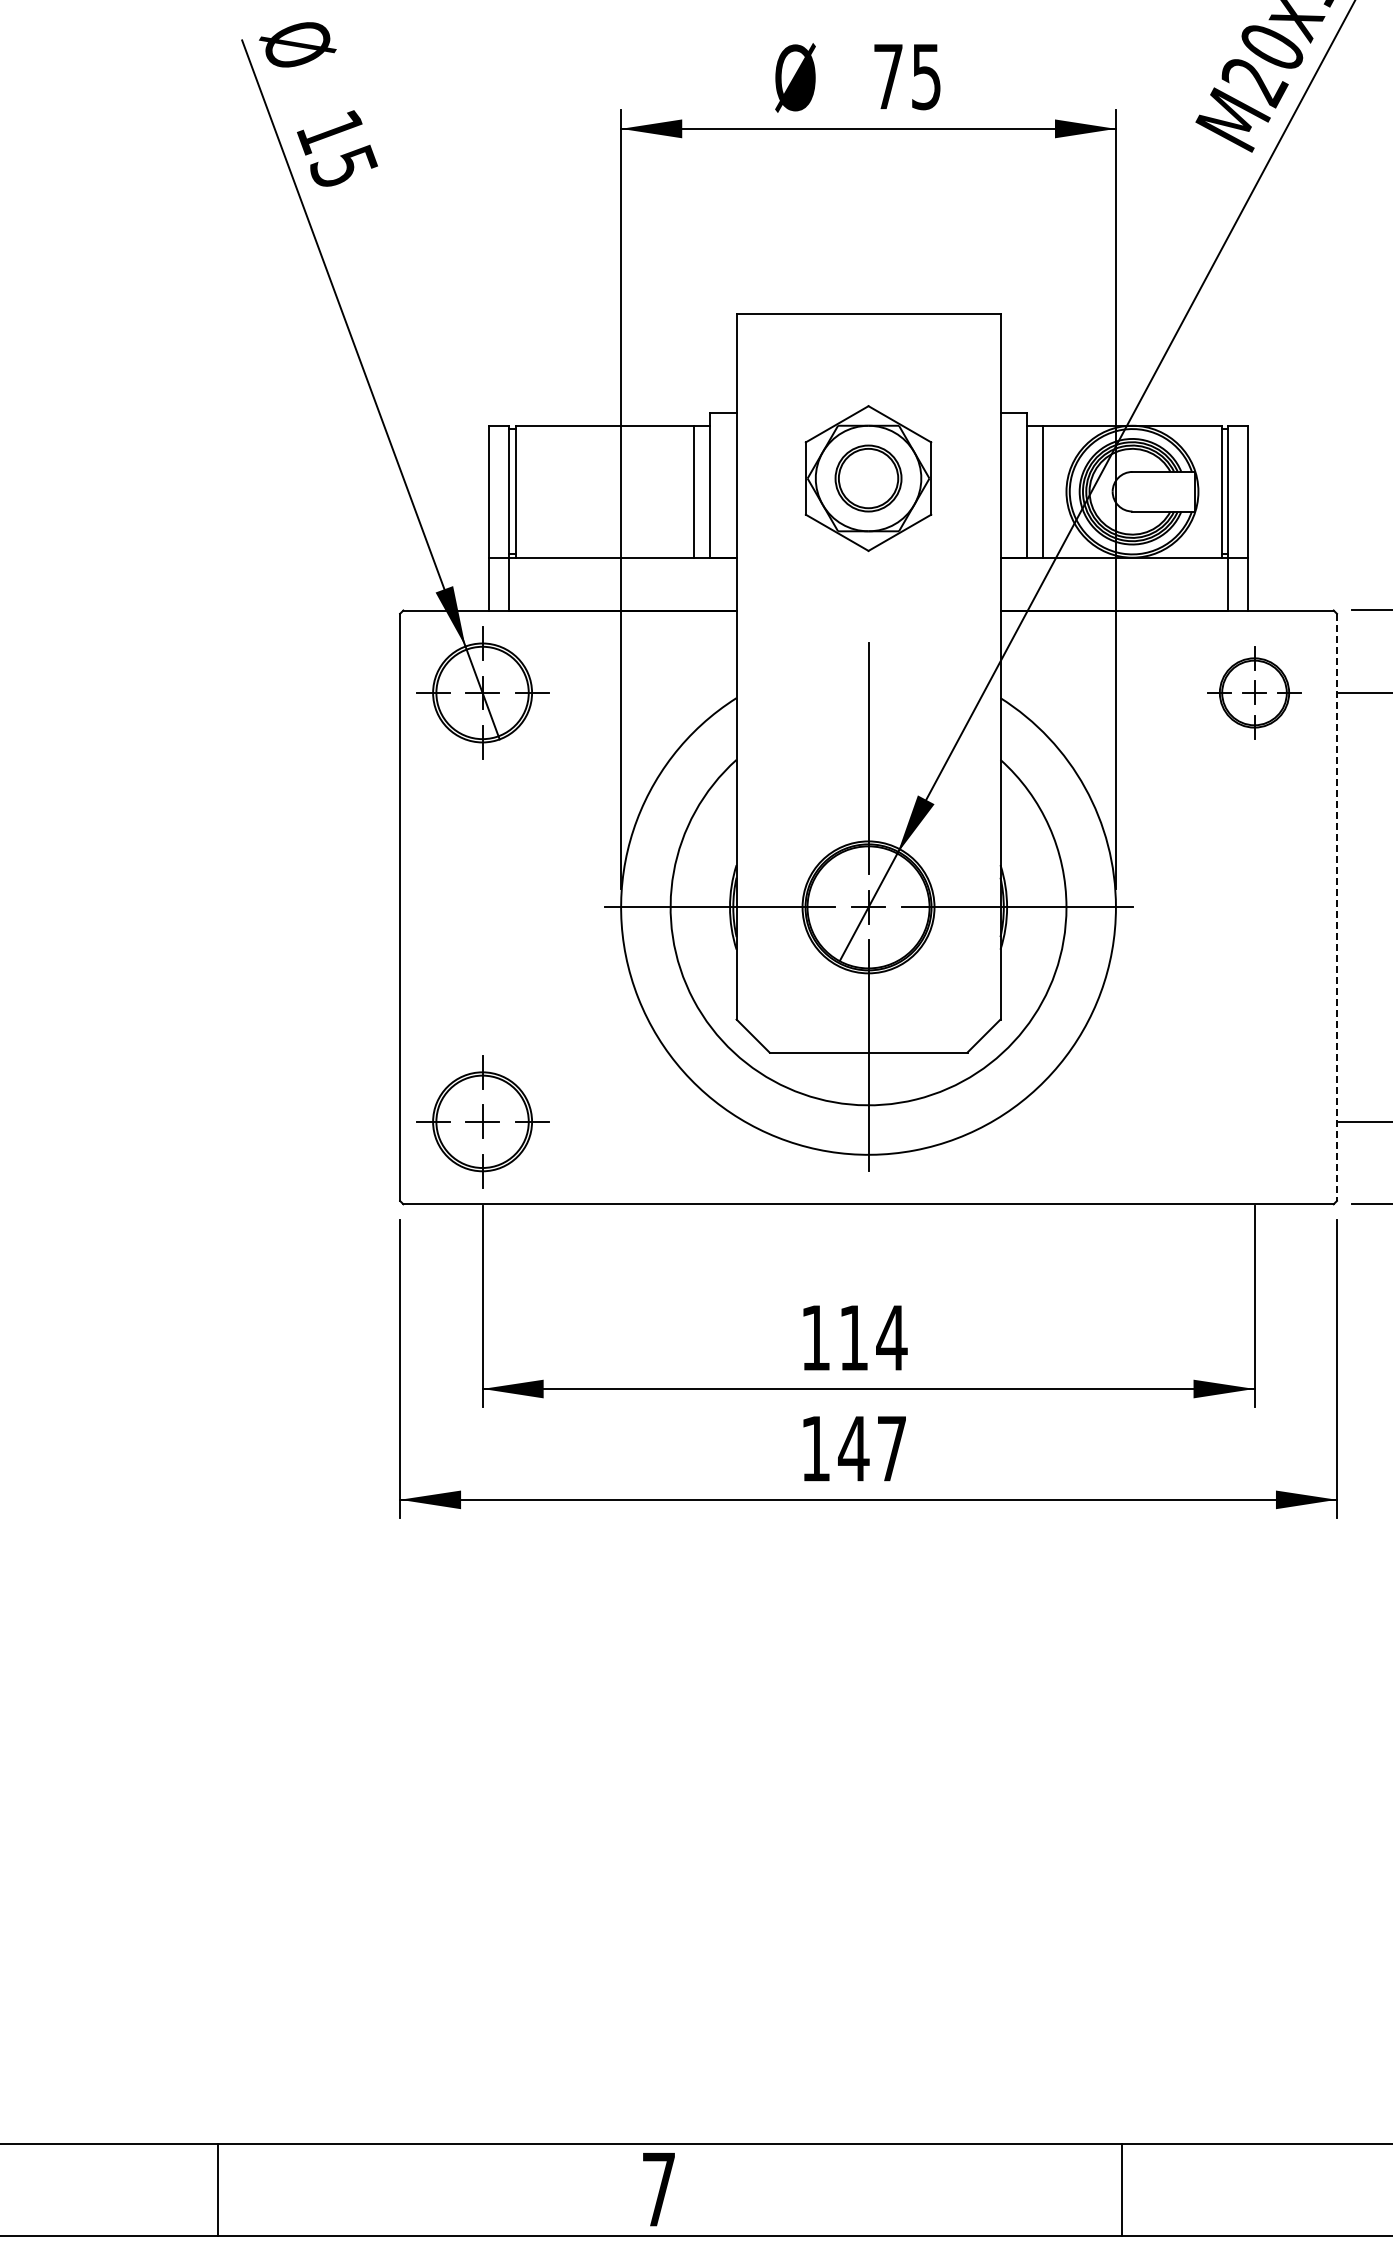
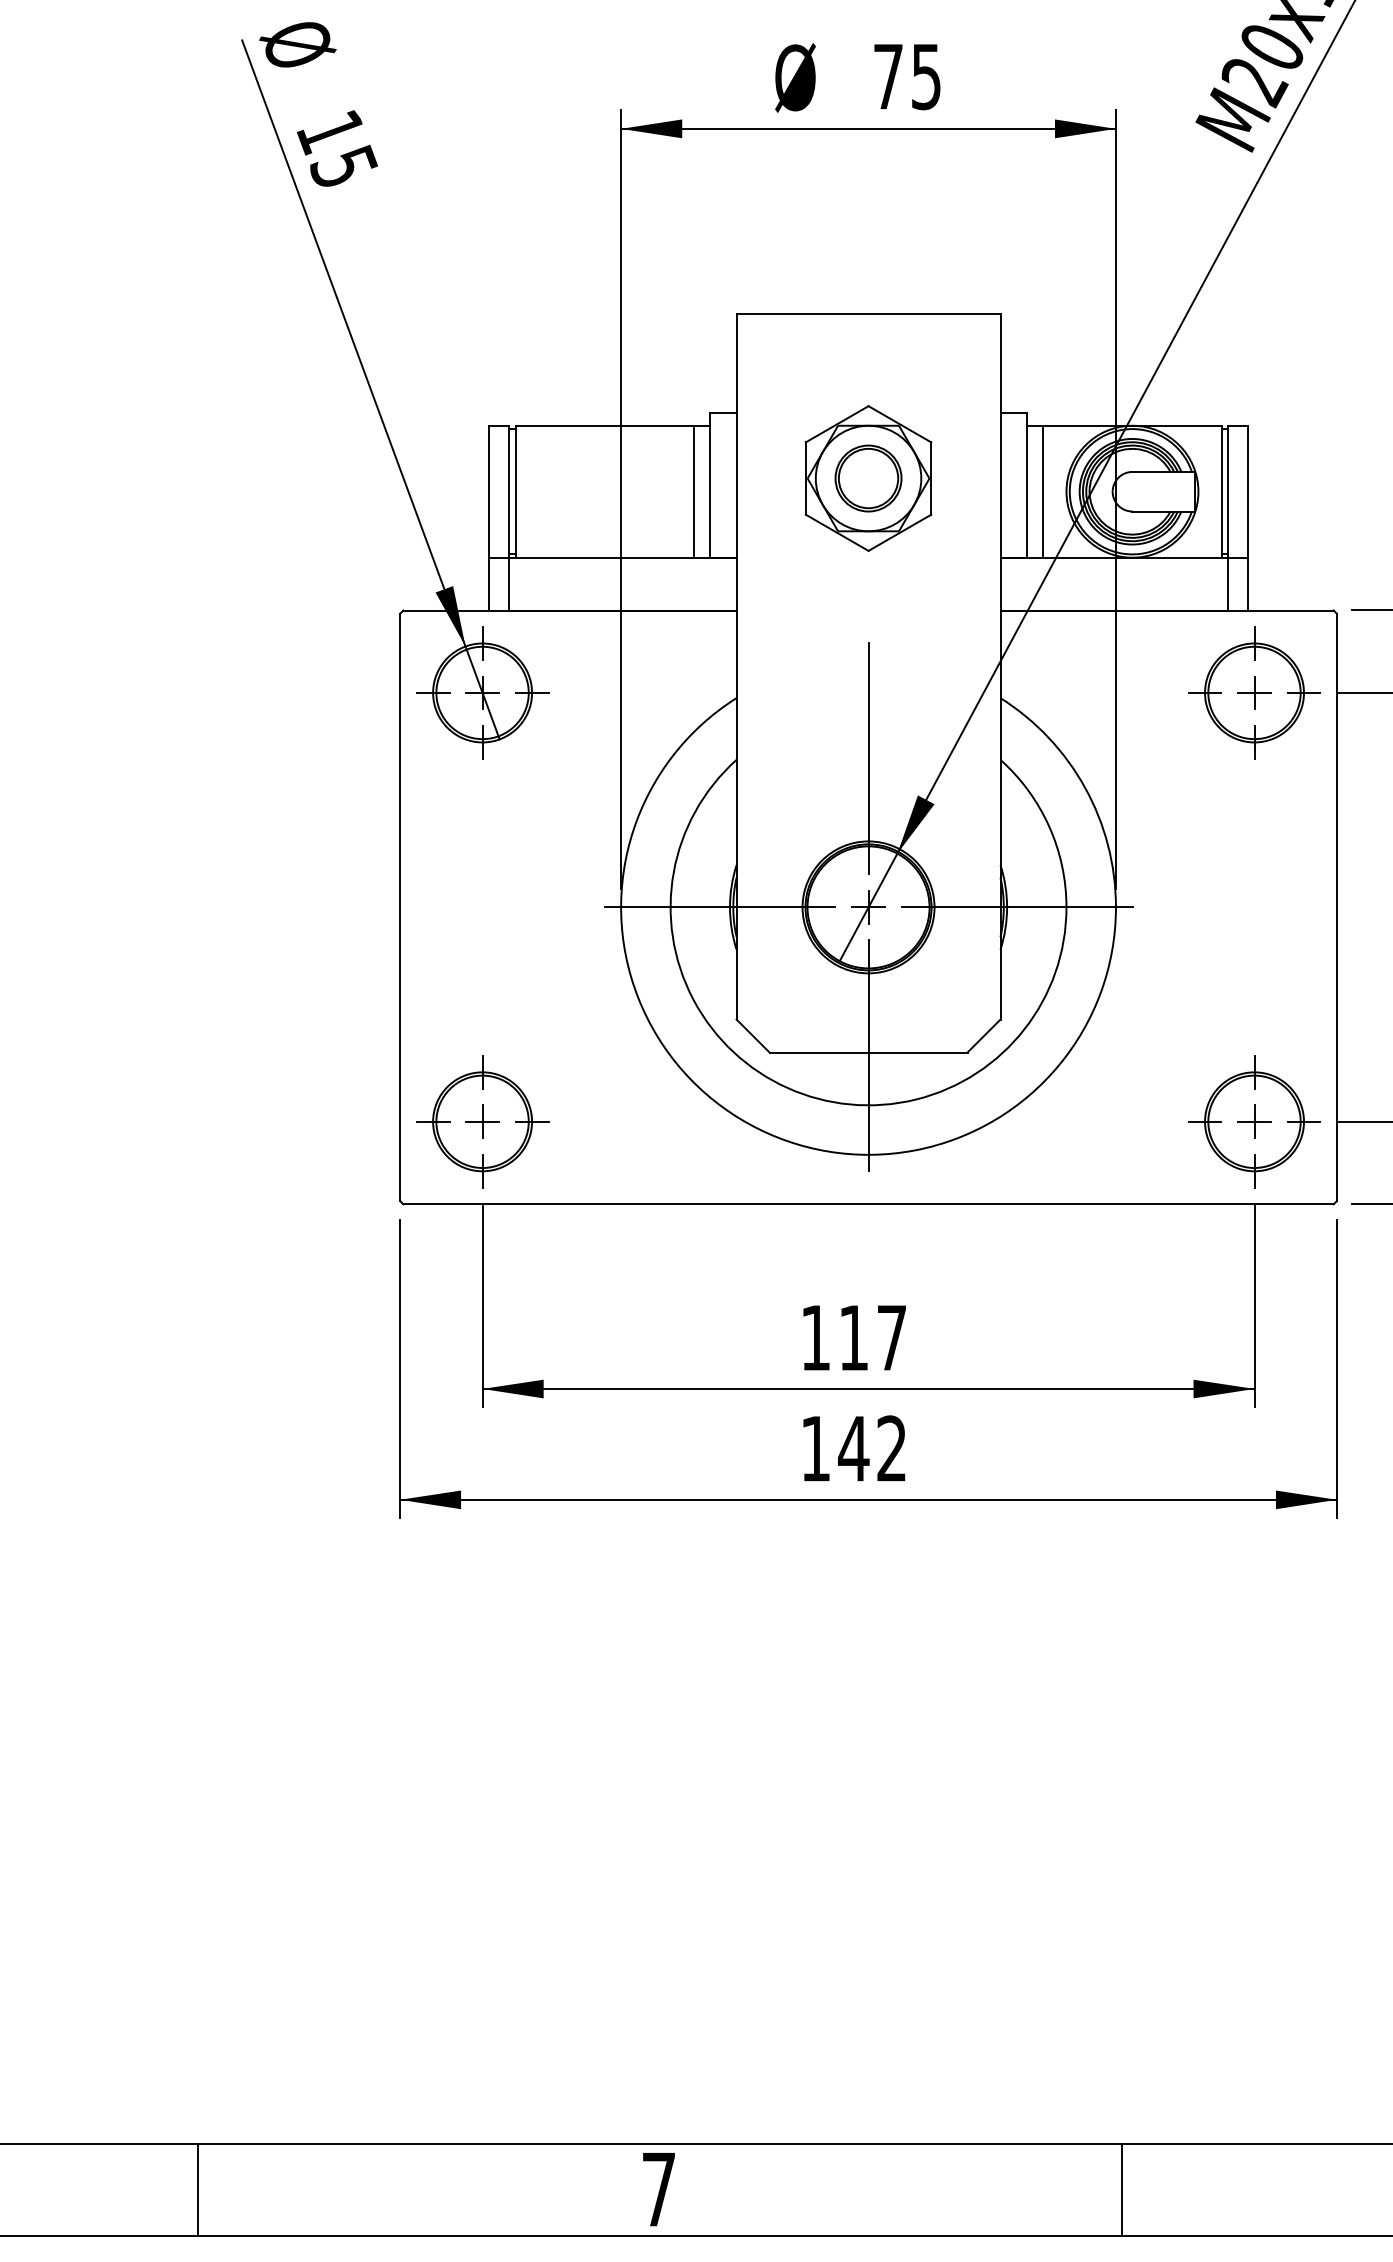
part size: 95x94 px -> 133x134 px (1254, 692)
line: dashed -> solid (1336, 907)
part: none -> present (1254, 1121)
text: 114 -> 117 (891, 1337)
text: 147 -> 142 (891, 1448)
line position: (218, 2189) -> (198, 2189) (198, 2189)
